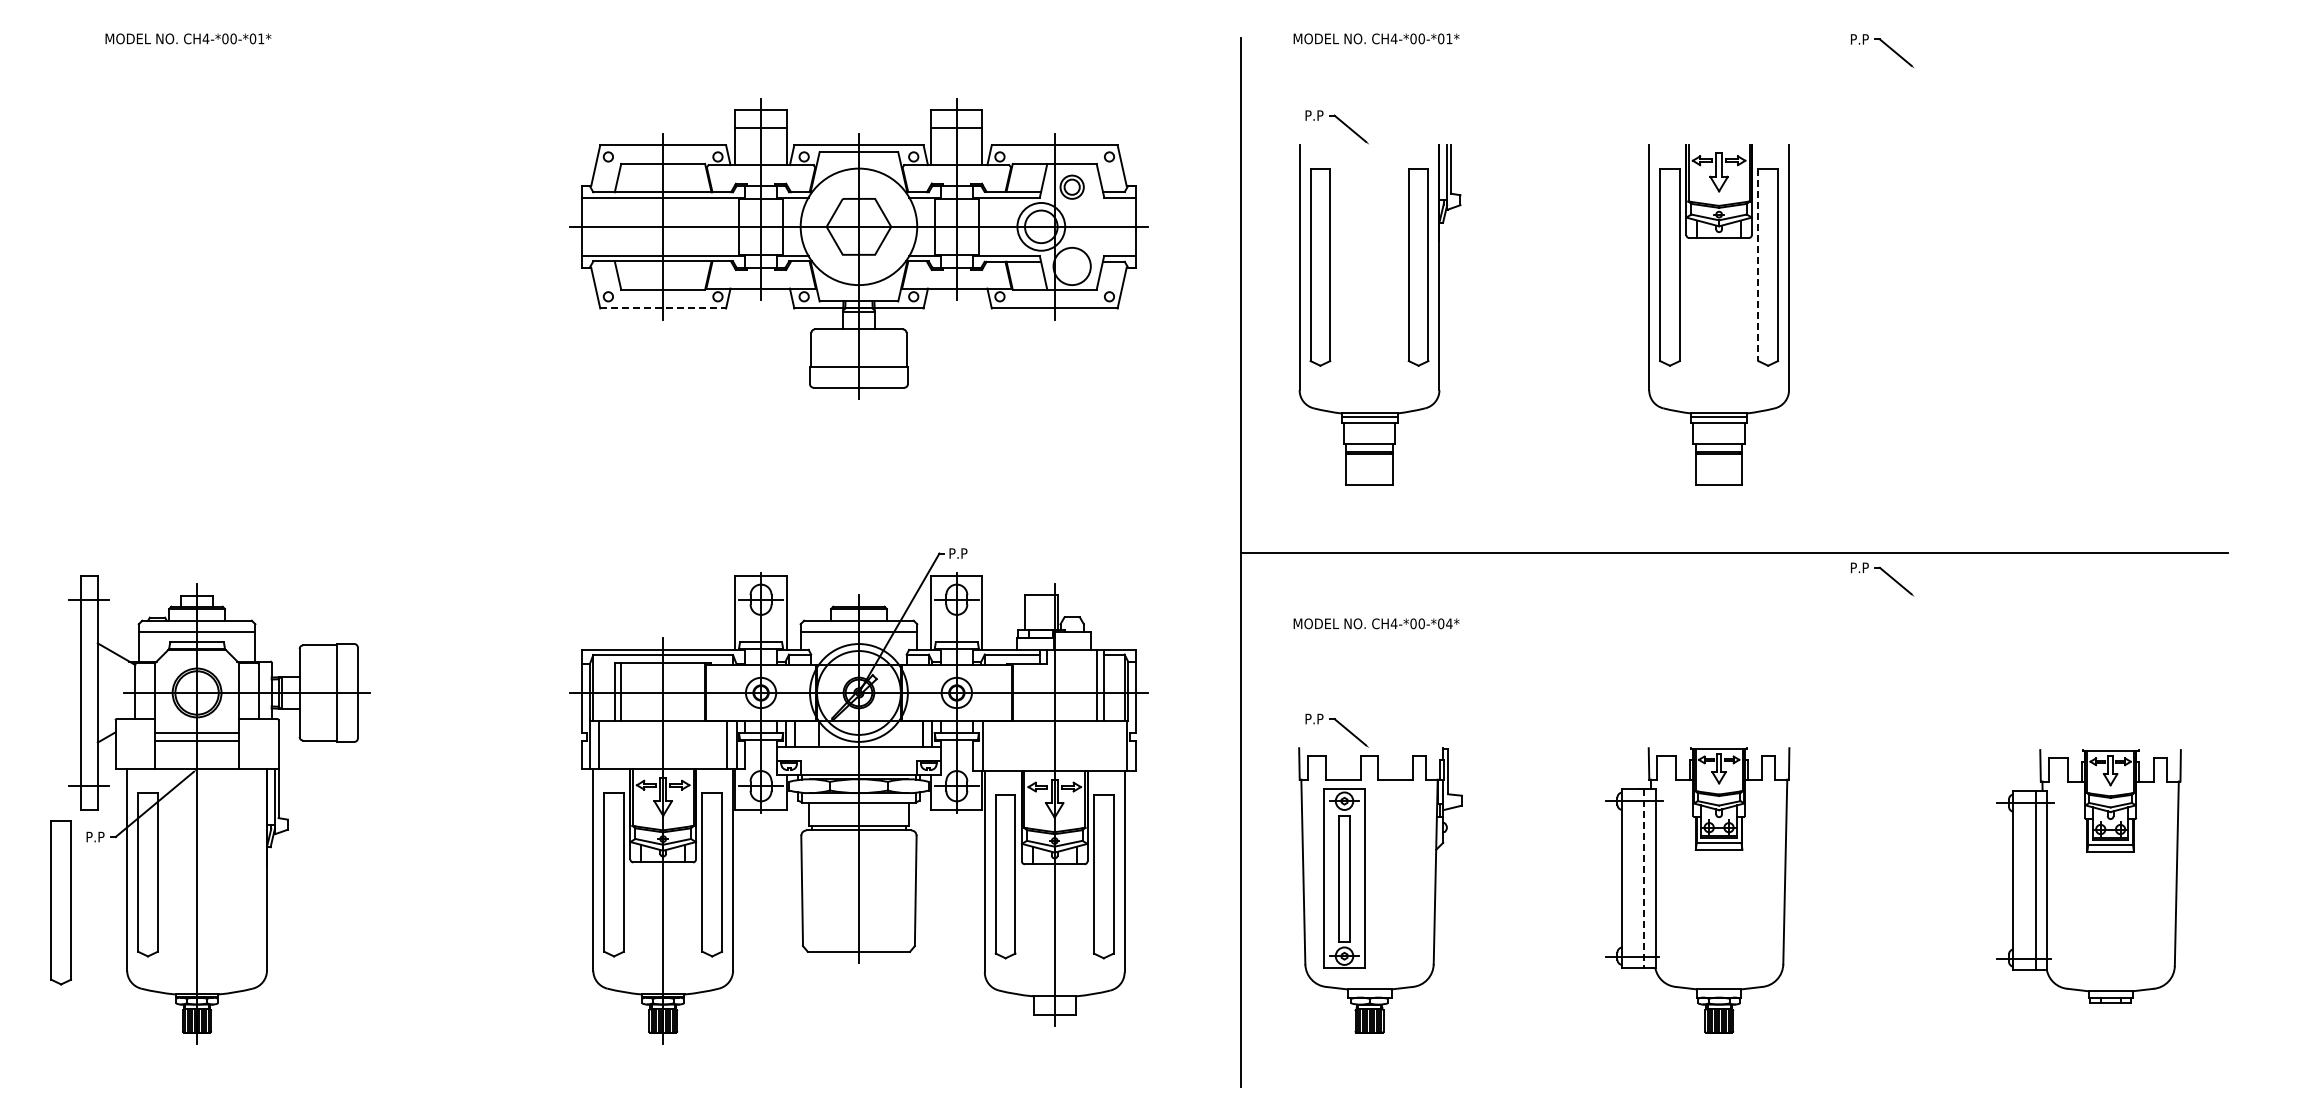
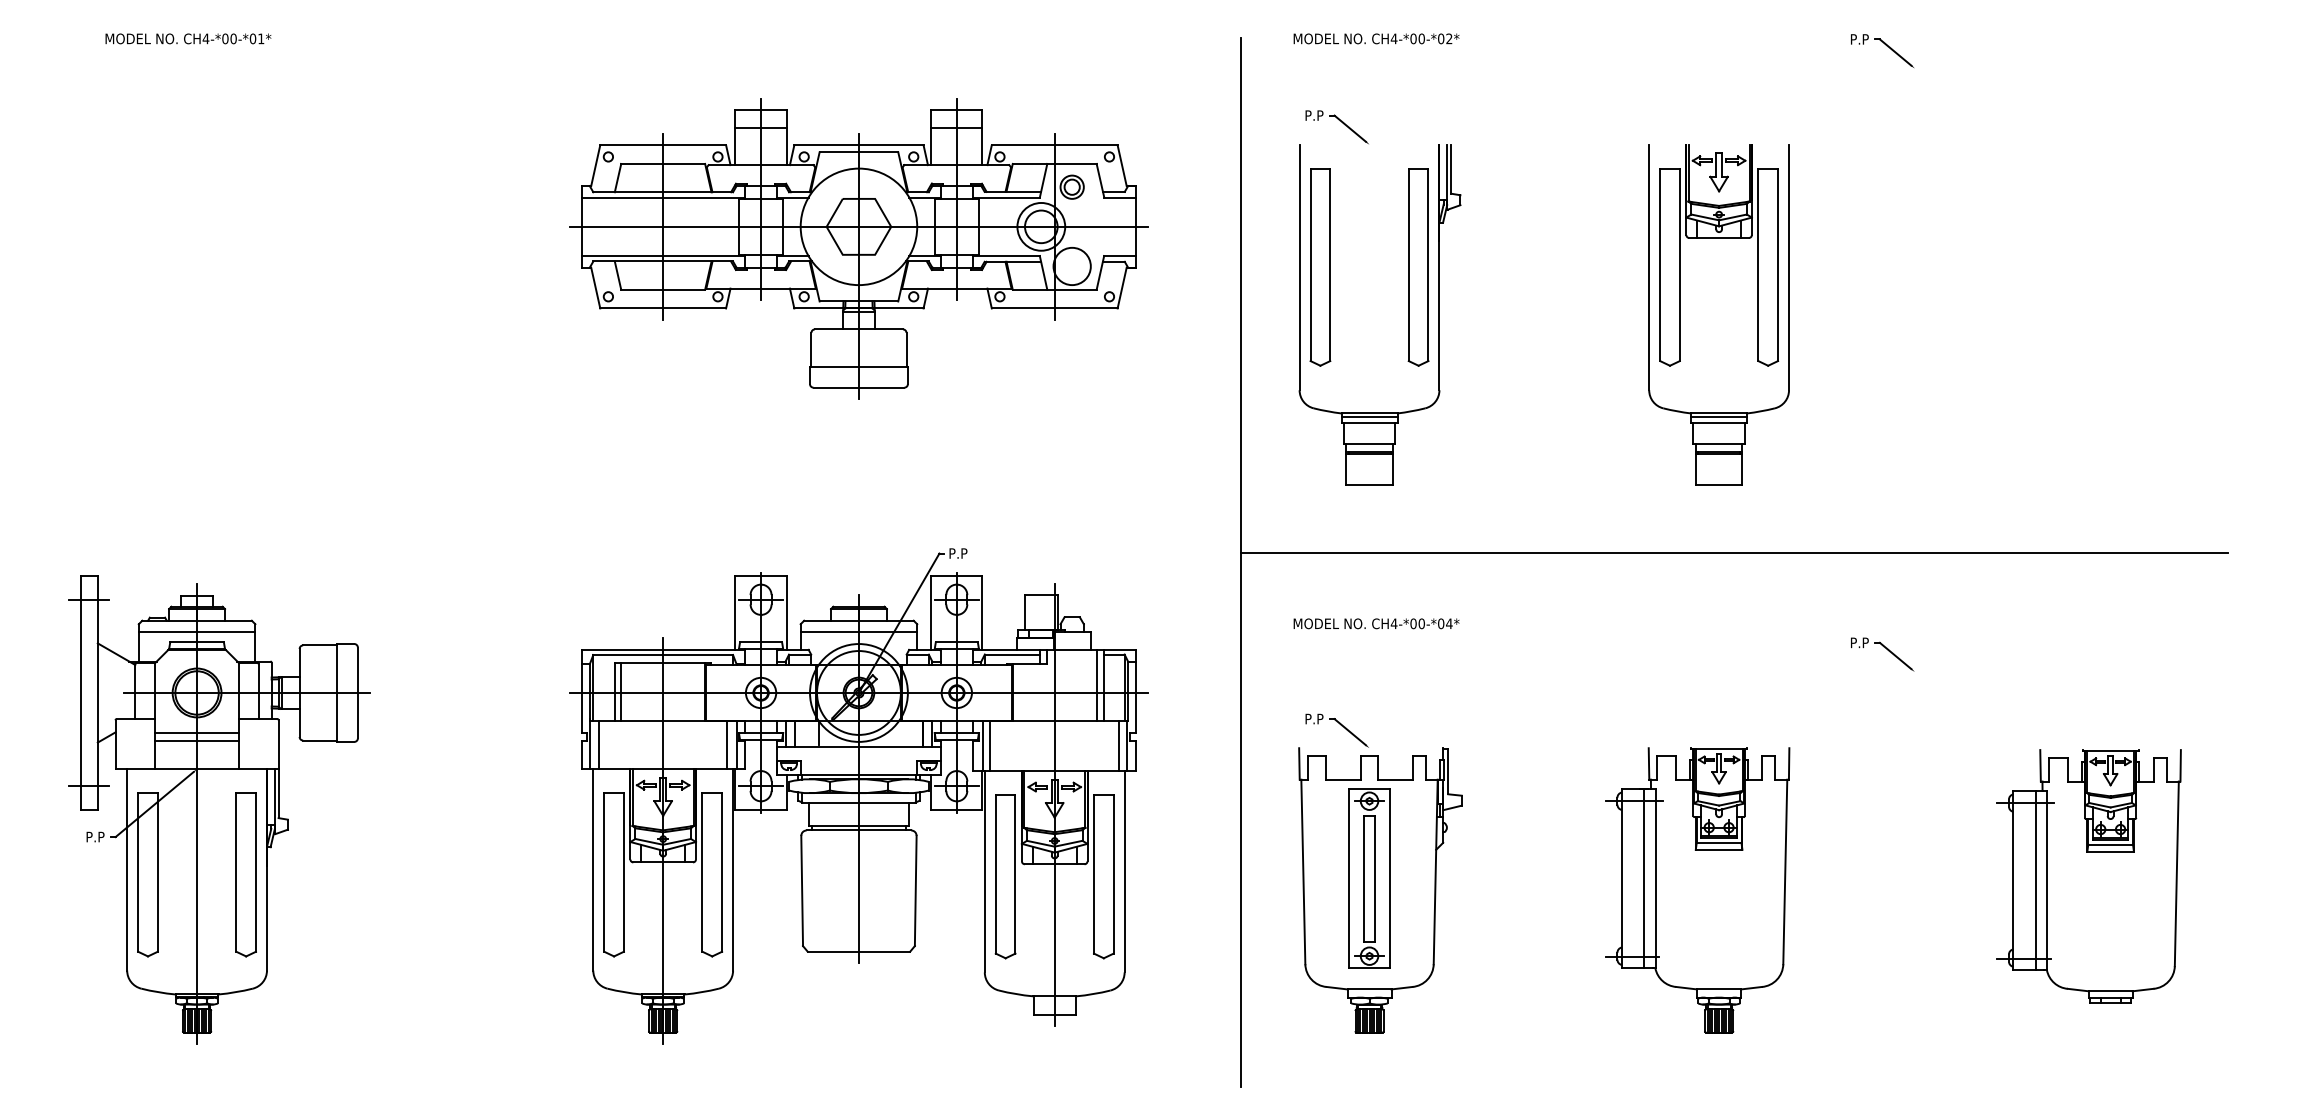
text: CH4-*00-*01* -> CH4-*00-*02* (1449, 38)
line: dashed -> solid (1758, 265)
line: dashed -> solid (663, 308)
part position: (1886, 574) -> (1886, 649) (1886, 649)
line: none -> present (990, 745)
line: none -> present (1119, 745)
part position: (1344, 878) -> (1369, 878) (1369, 878)
line: dashed -> solid (1643, 878)
part position: (60, 902) -> (245, 874) (245, 874)
